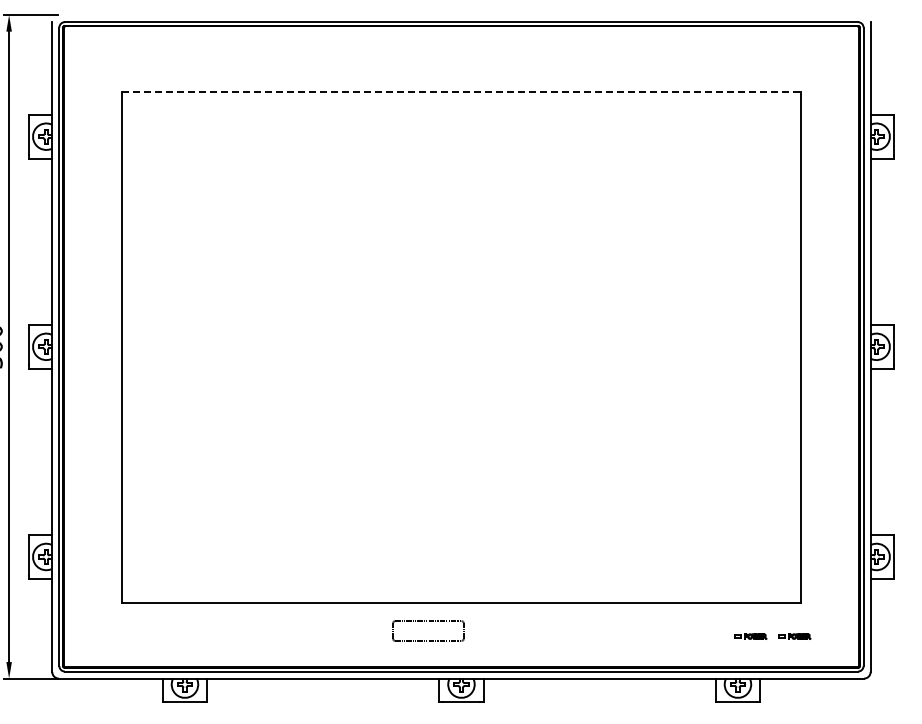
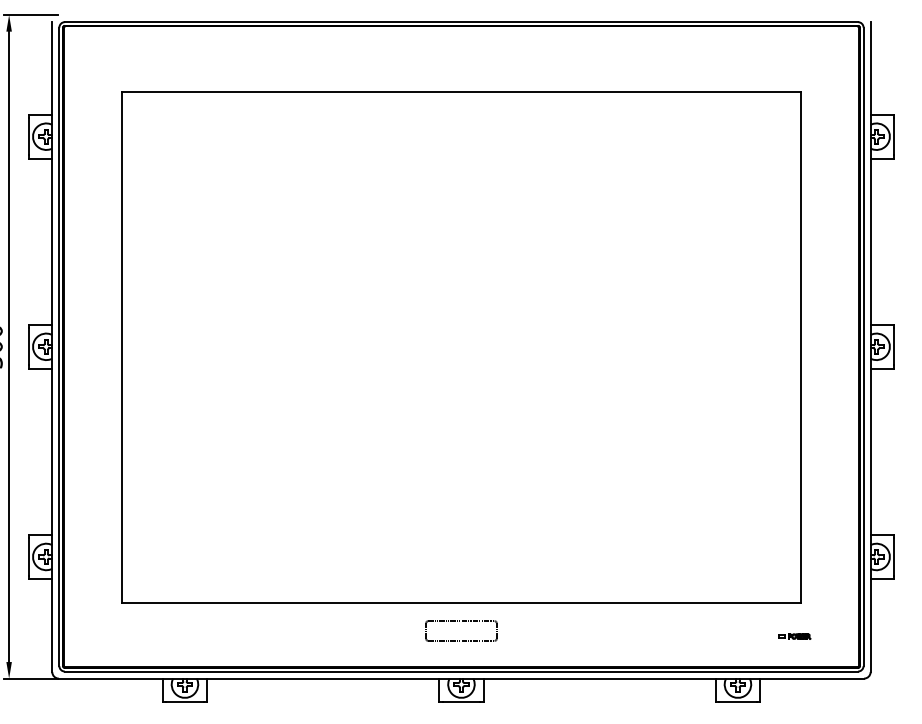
line: dashed -> solid (461, 91)
part position: (429, 621) -> (462, 621) (462, 621)
part: present -> none (750, 636)
